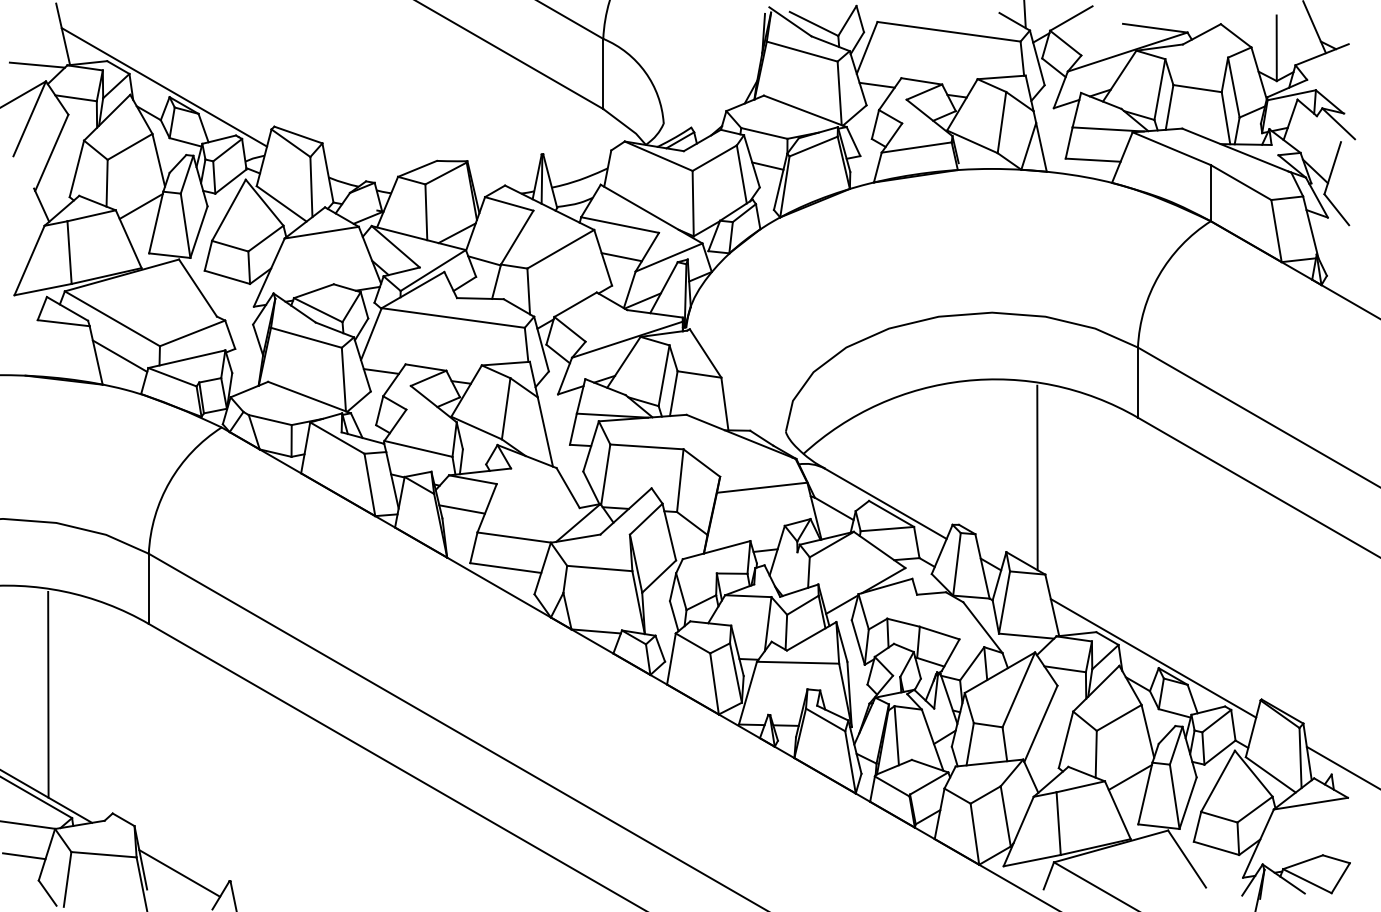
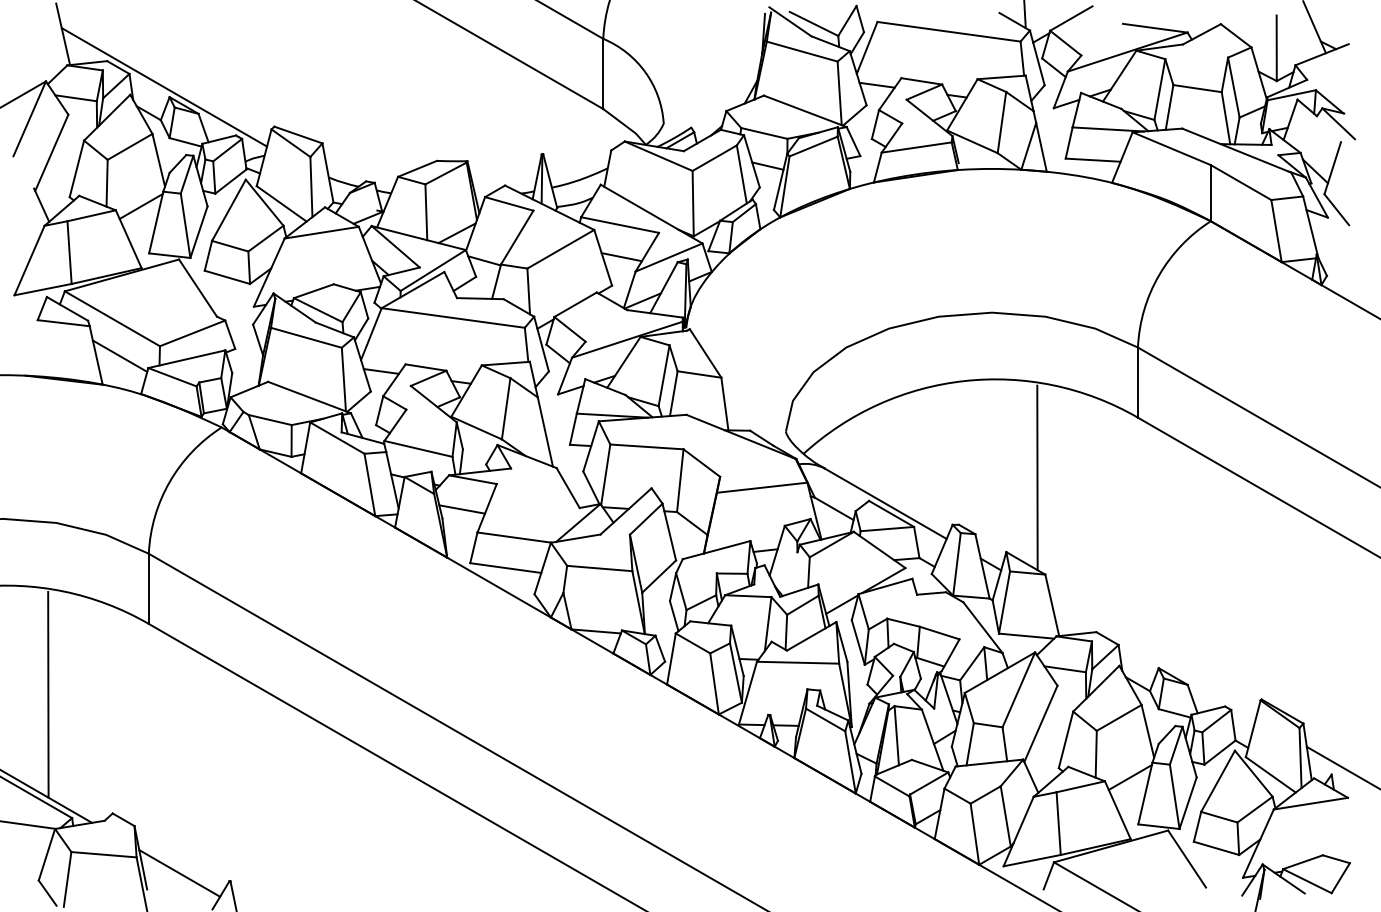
line: present -> none (37, 64)
line: present -> none (1153, 658)
line: present -> none (24, 856)
